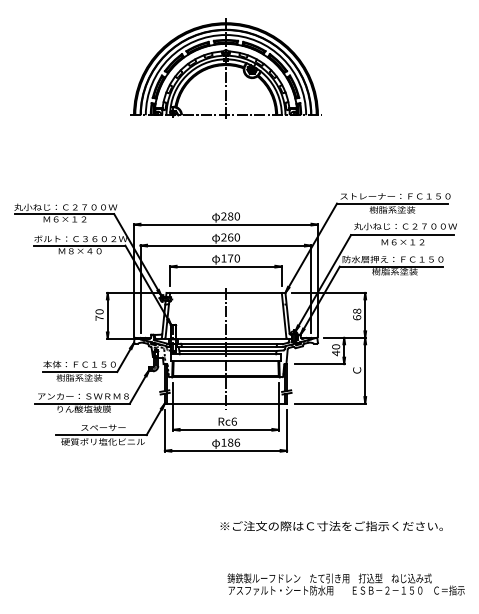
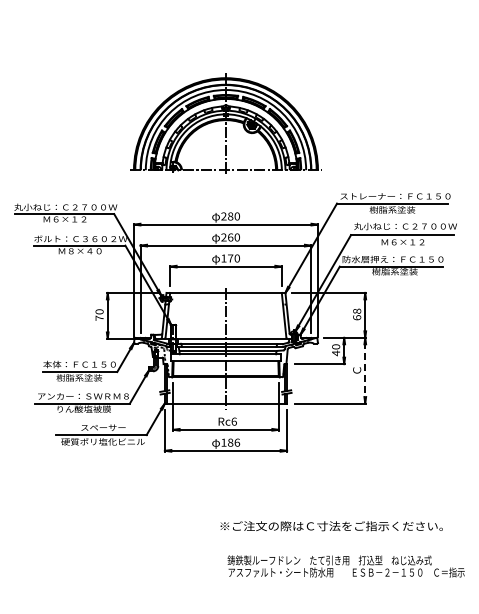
part position: (225, 68) -> (225, 123) (225, 123)
line: solid -> dashed (365, 370)
text position: (345, 584) -> (345, 566) (345, 566)
